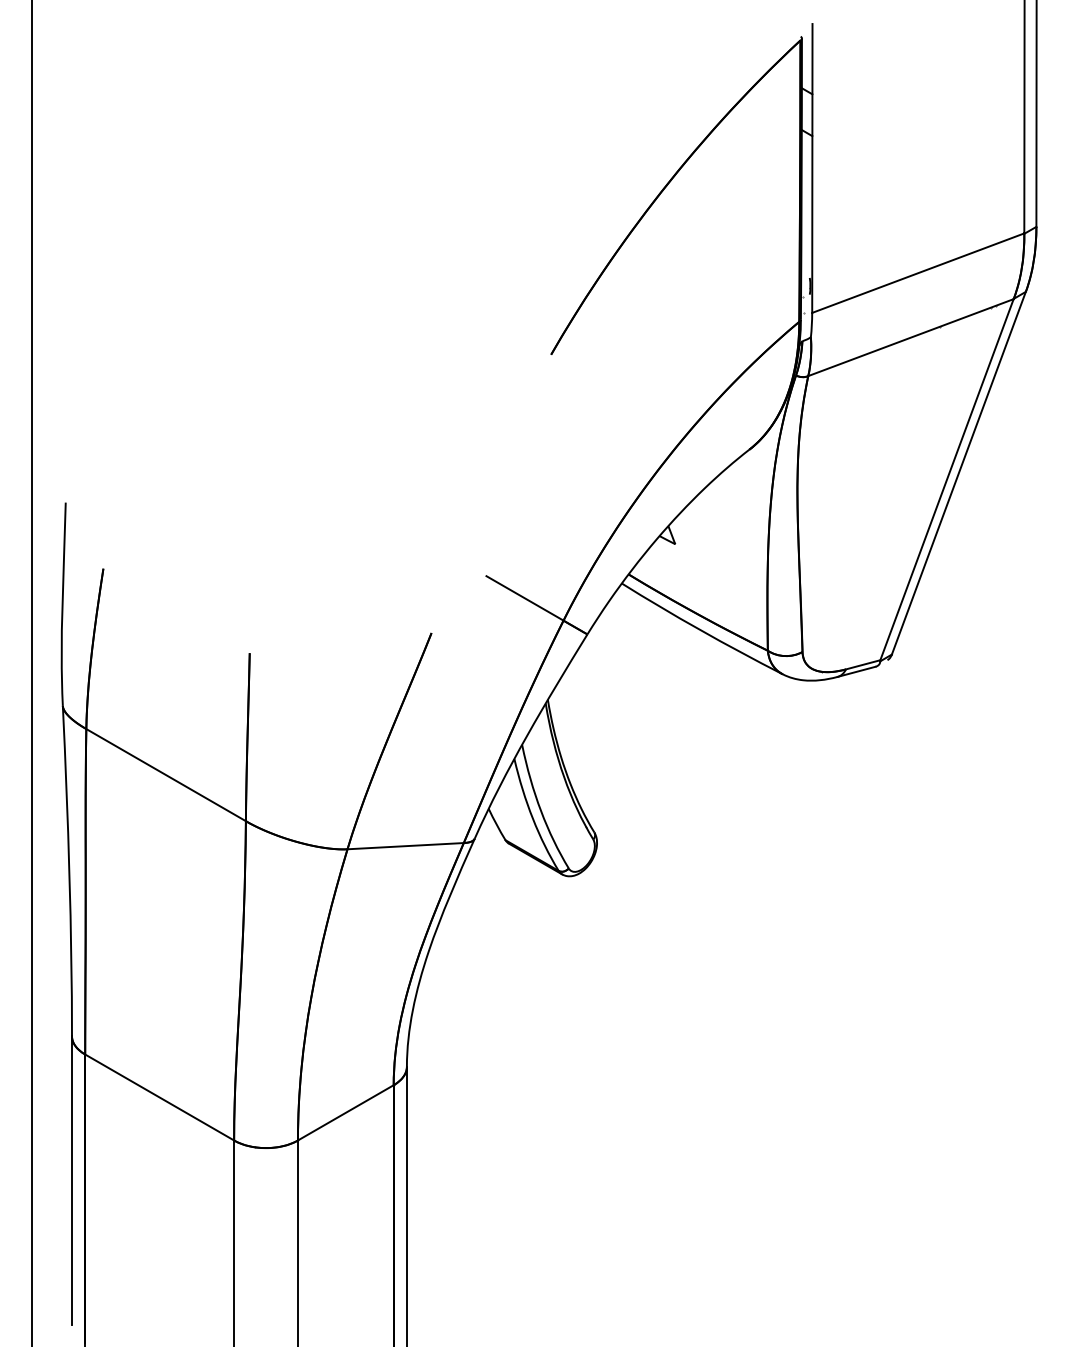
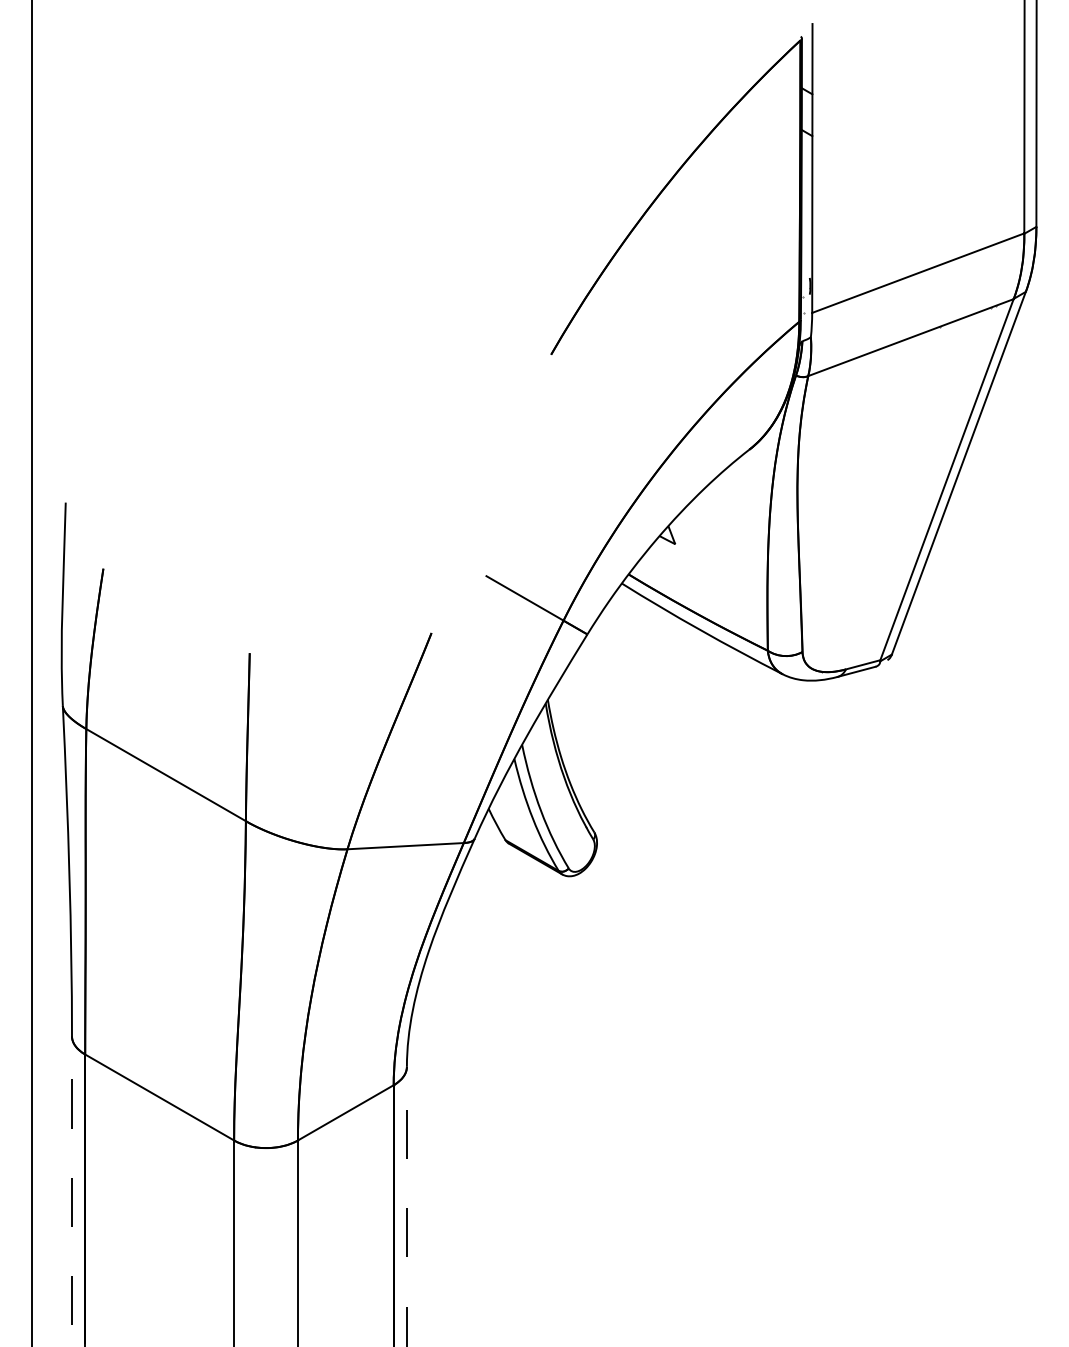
line: solid -> dashed (71, 1180)
line: solid -> dashed (406, 1206)
